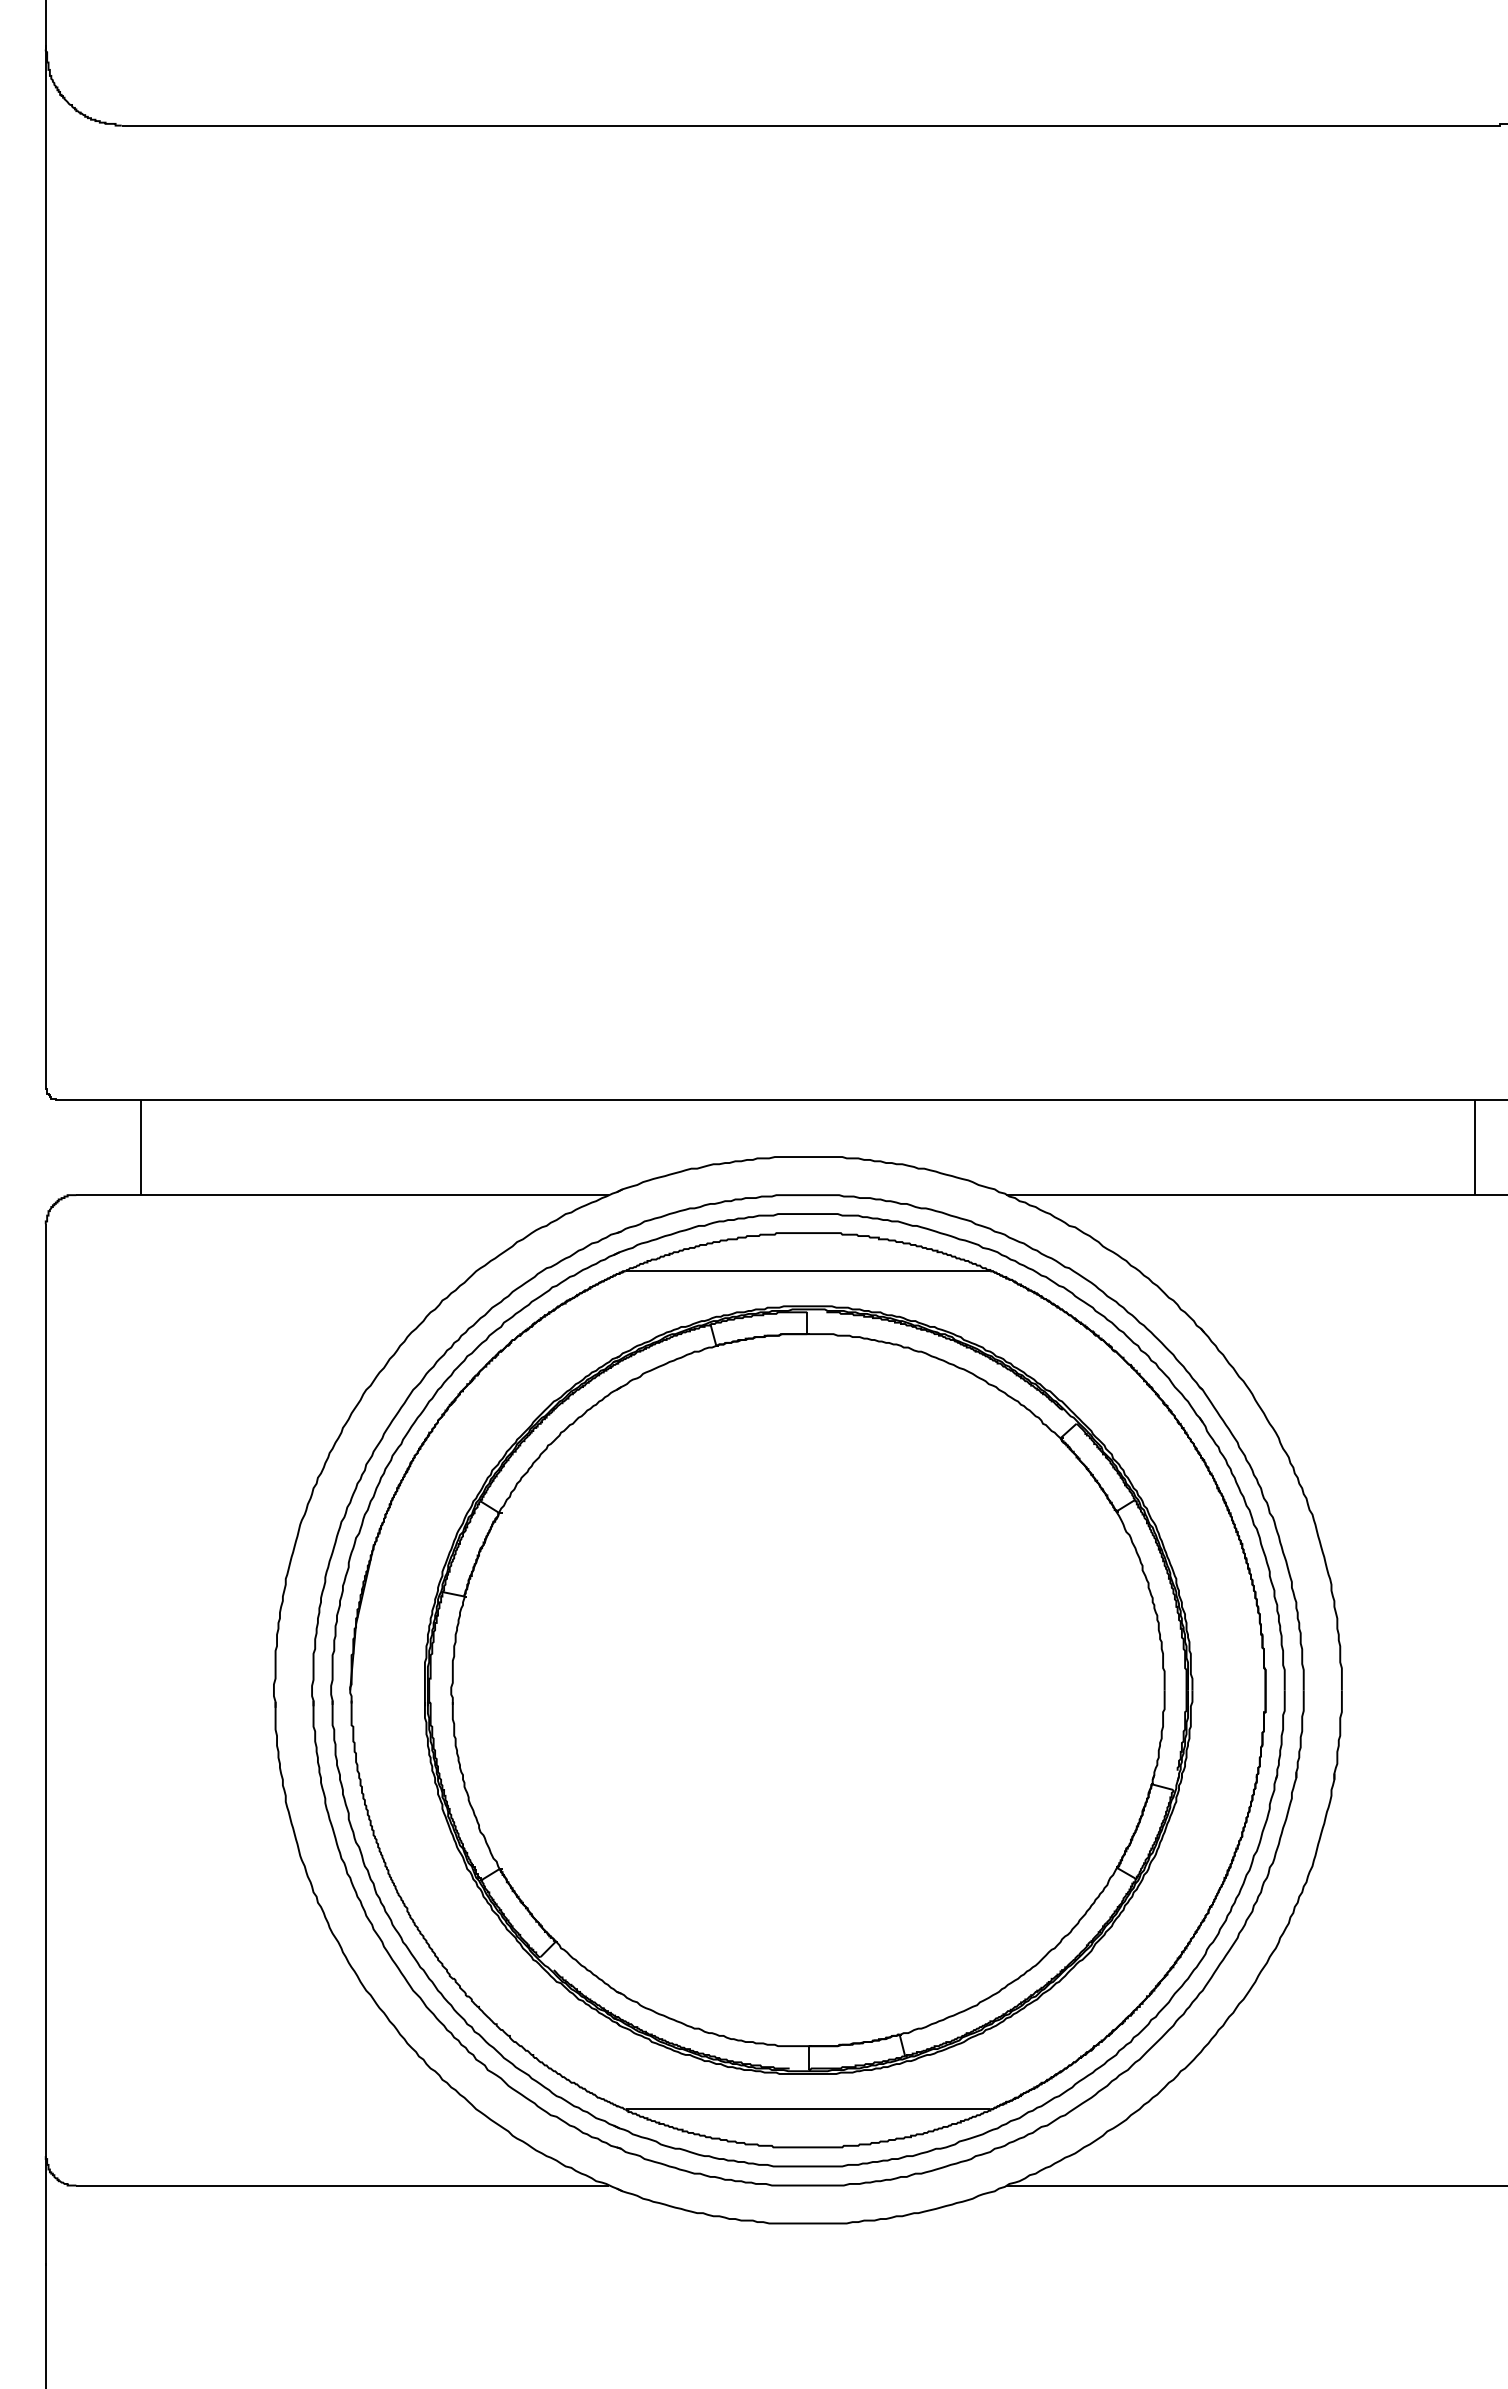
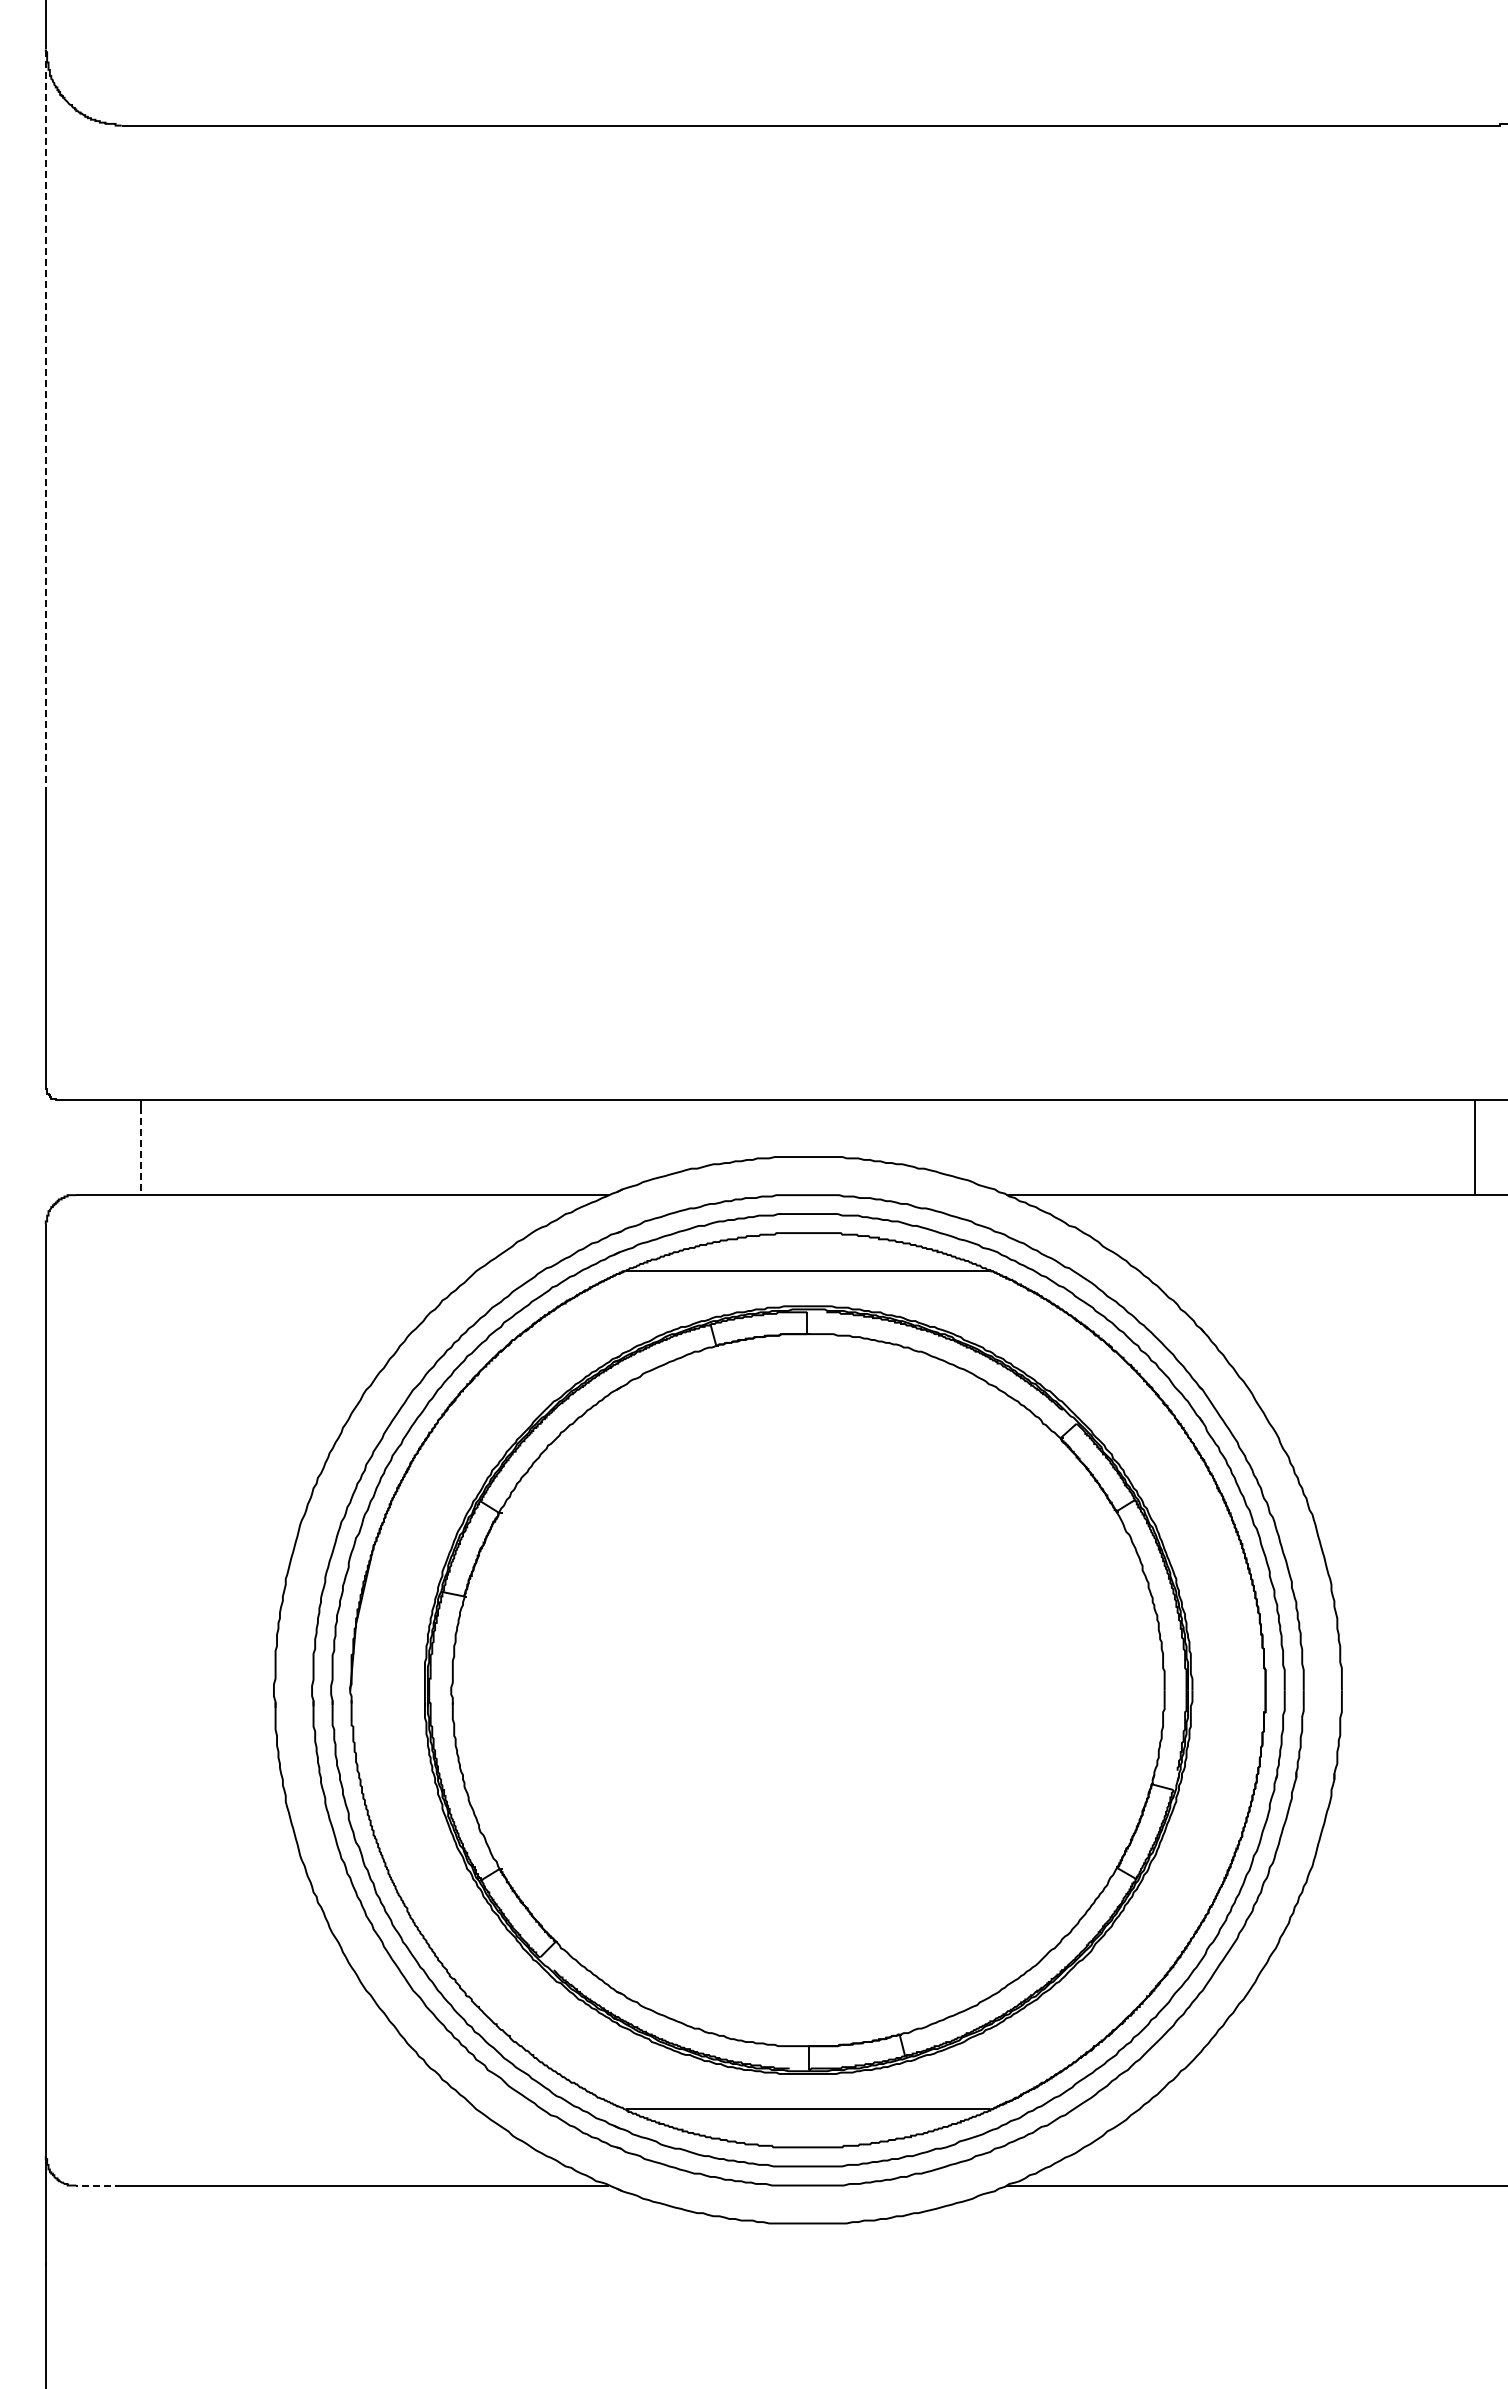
line: solid -> dashed (45, 418)
line: solid -> dashed (140, 1151)
line: solid -> dashed (99, 2185)
